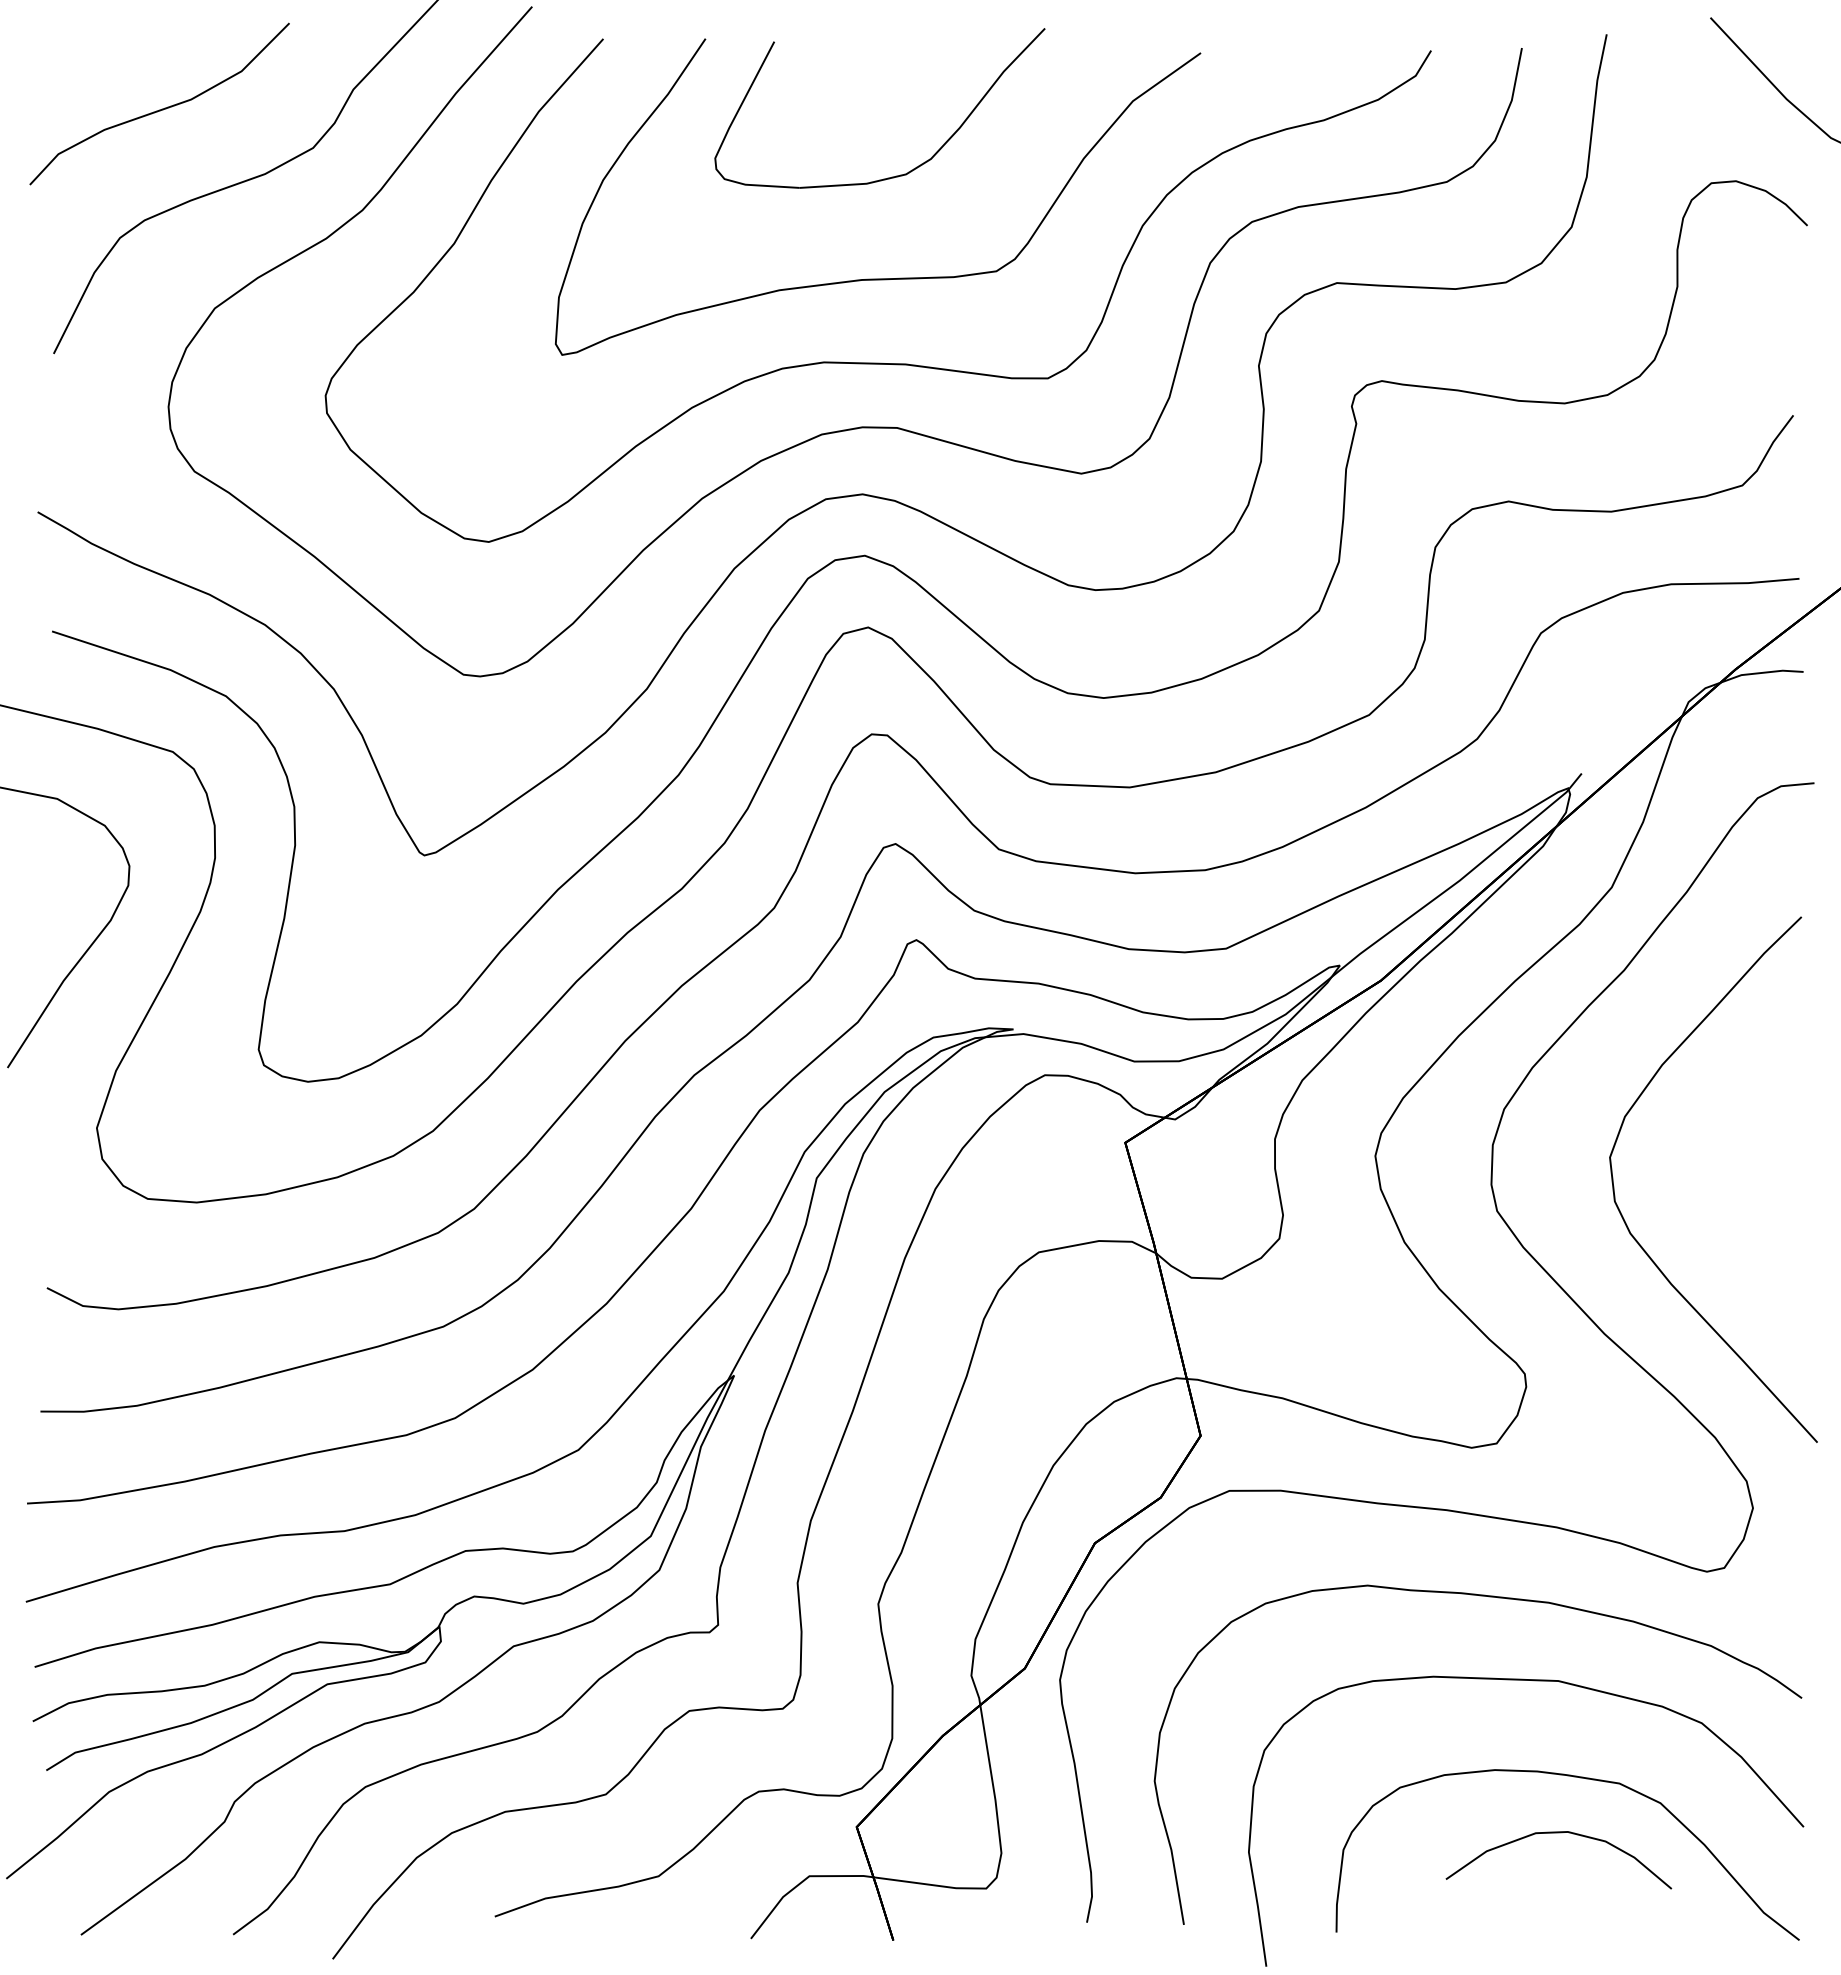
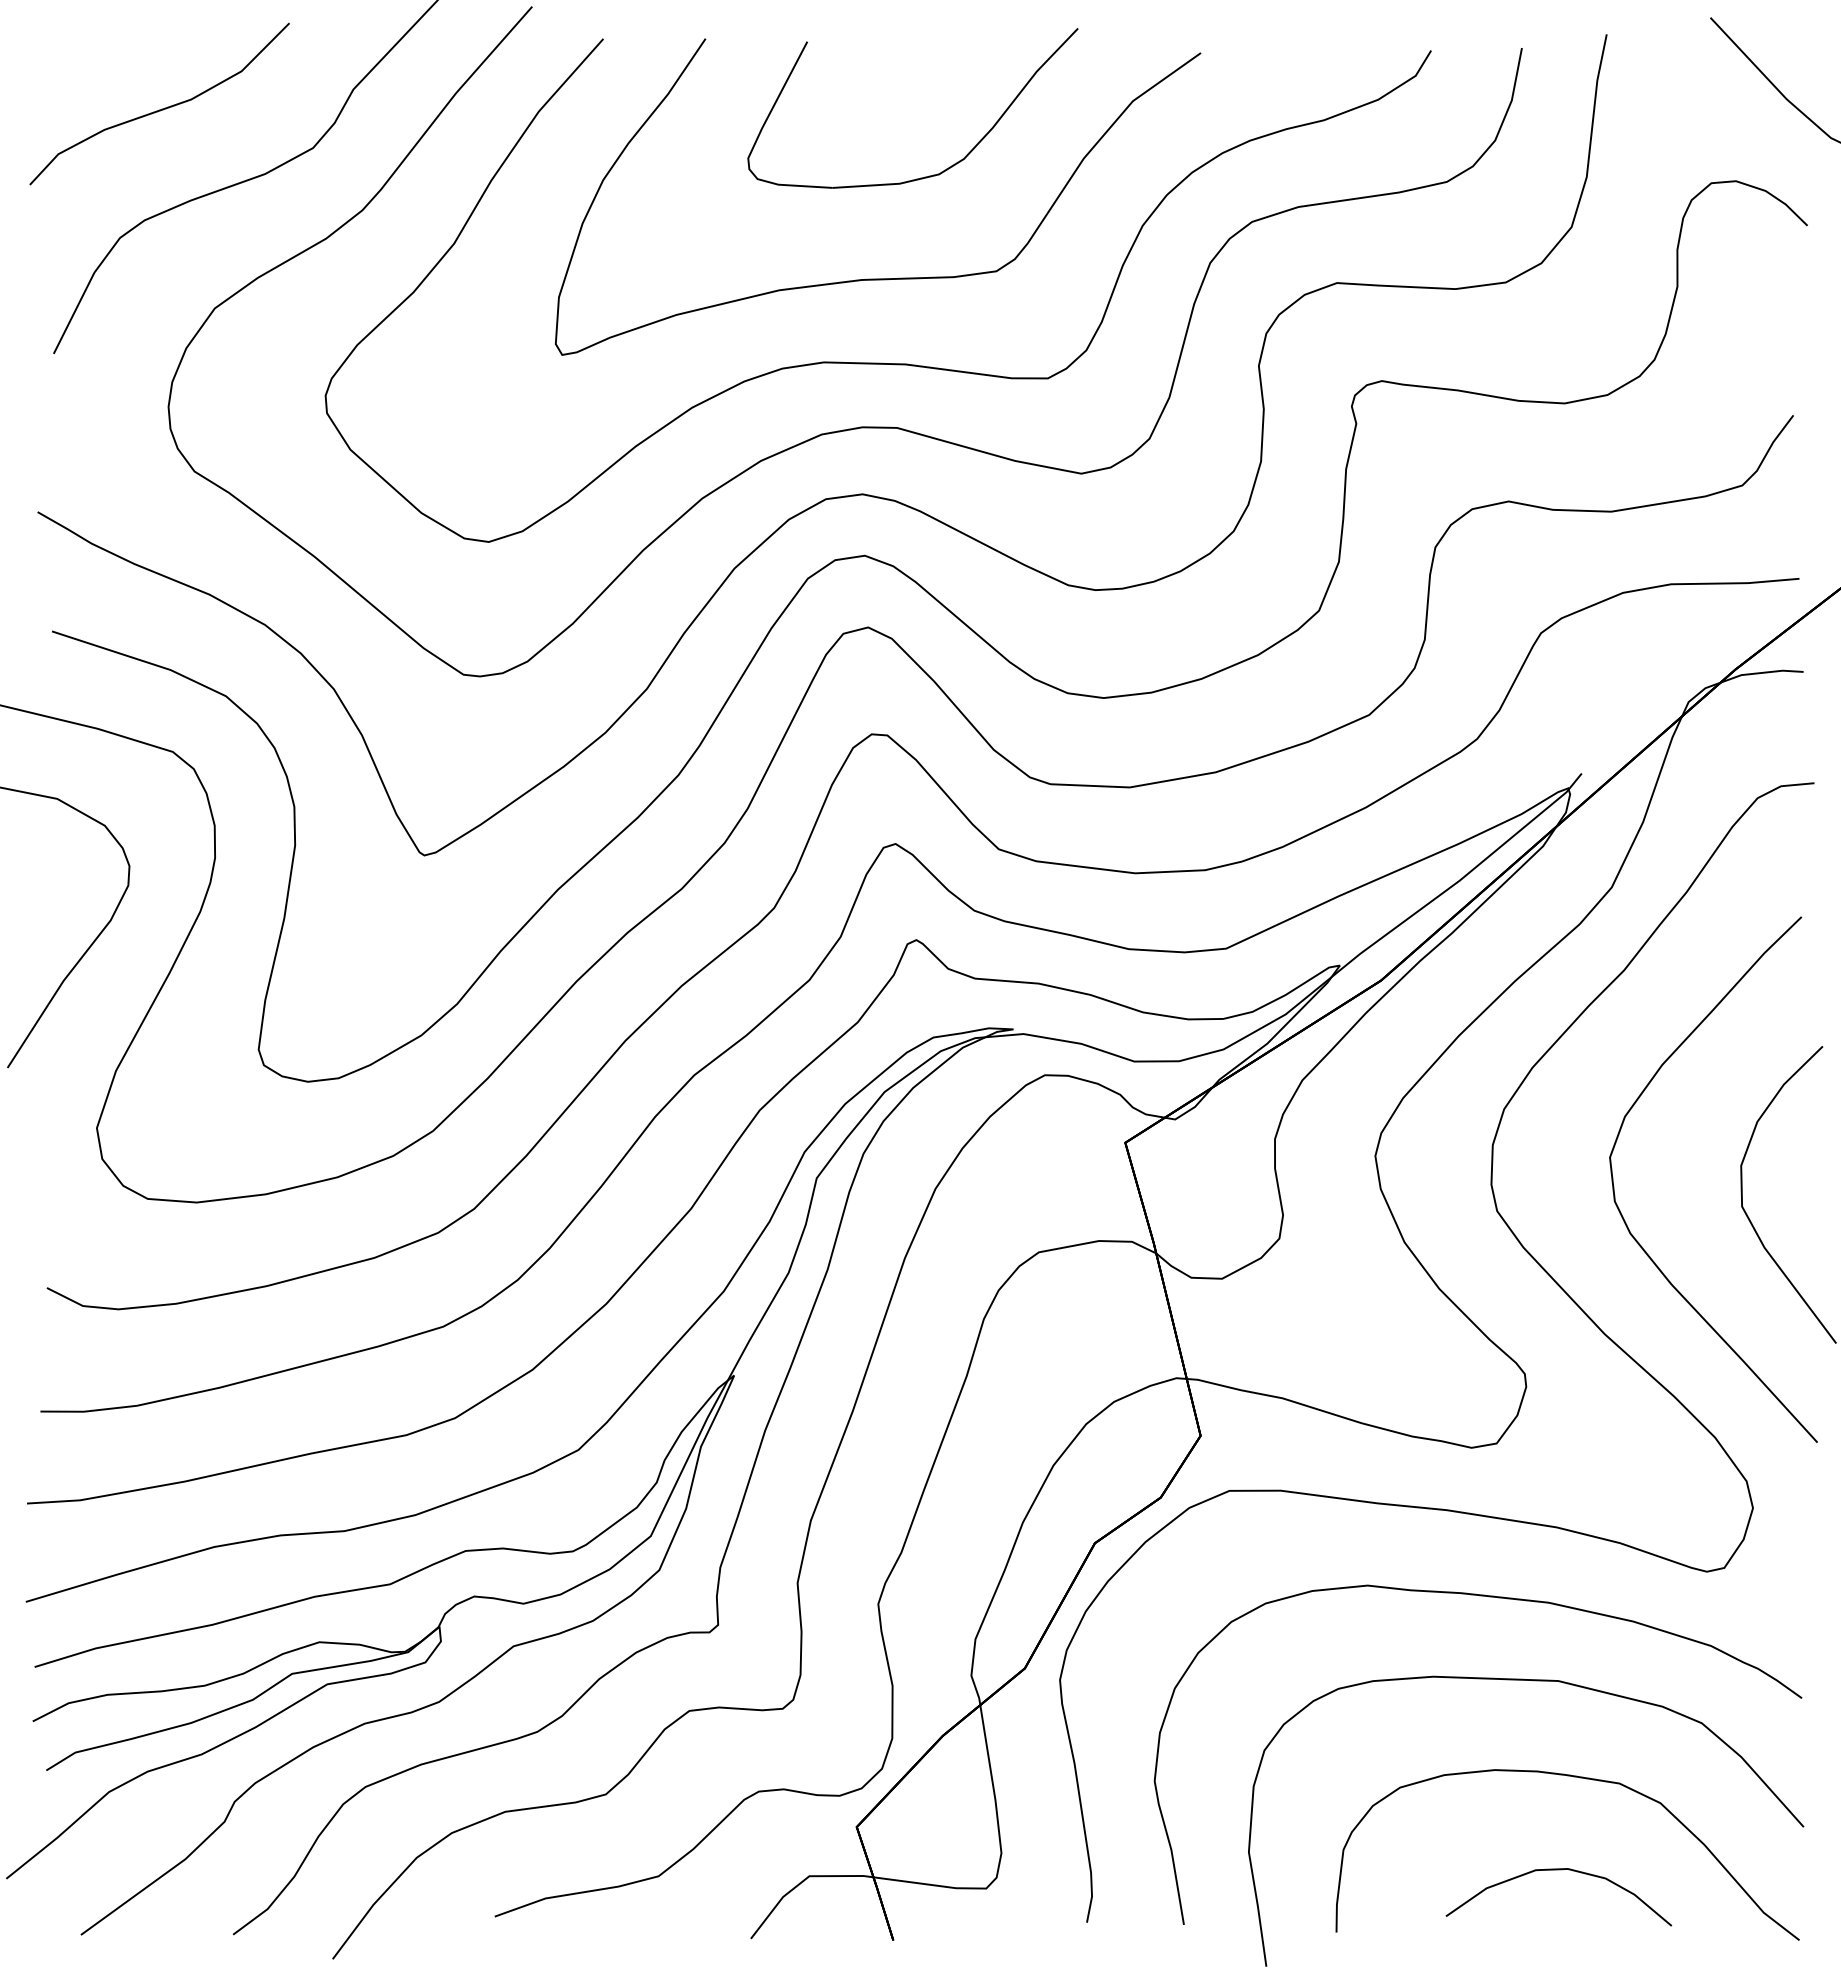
part position: (916, 166) -> (949, 166) (949, 166)
curve: none -> present (1749, 1217)
curve position: (1558, 1833) -> (1558, 1870) (1558, 1870)
